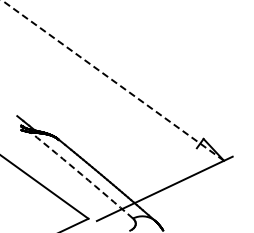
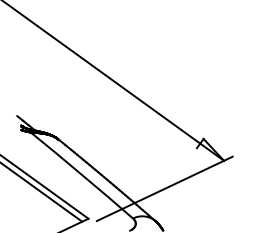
line: dashed -> solid (113, 80)
arc: dashed -> solid (82, 175)
line: none -> present (42, 192)
